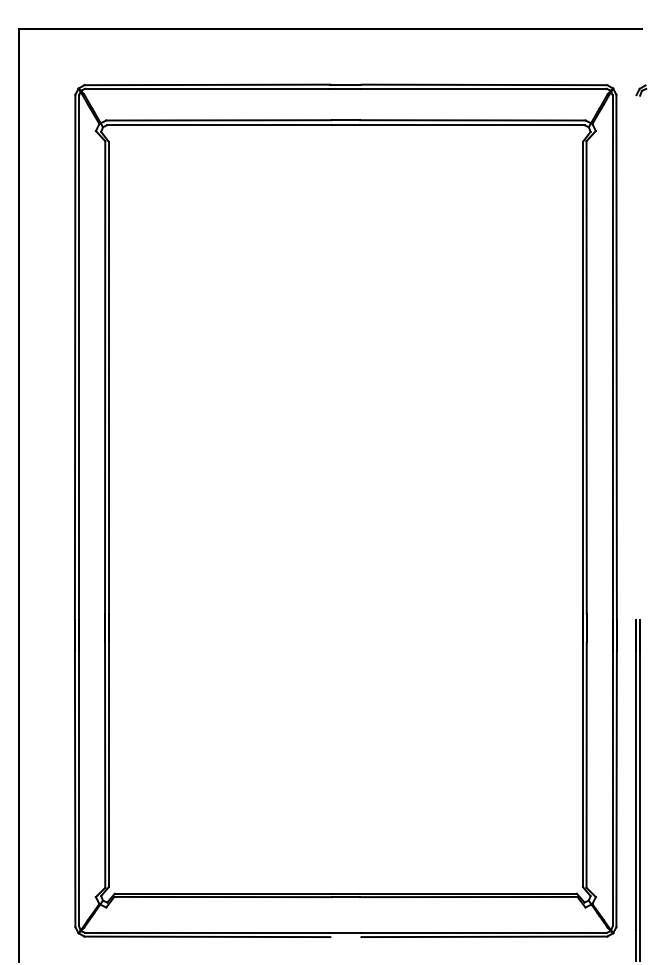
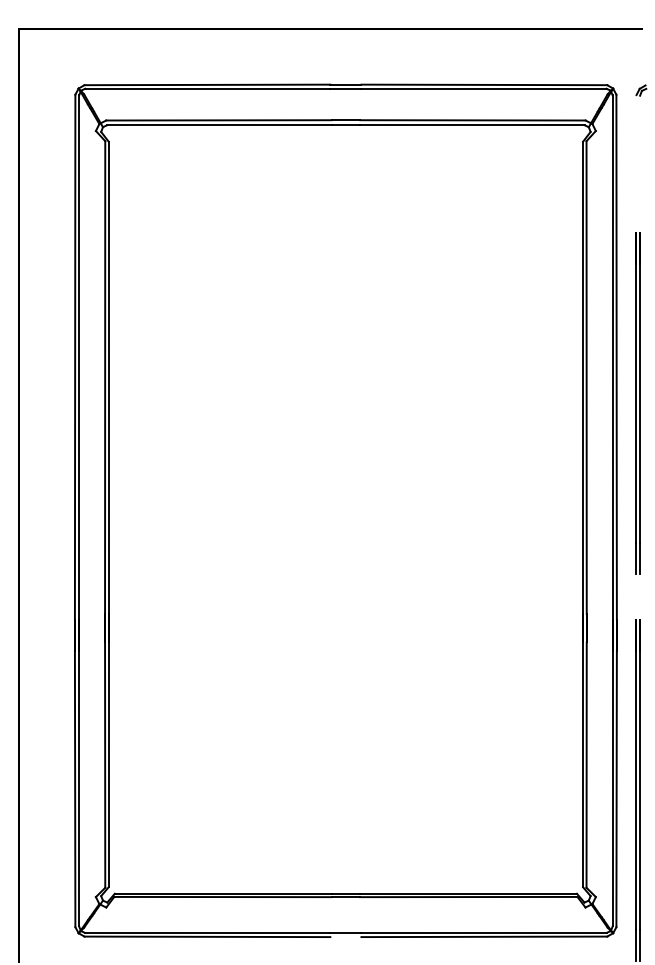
part: none -> present (637, 403)
